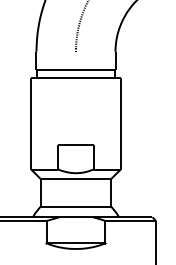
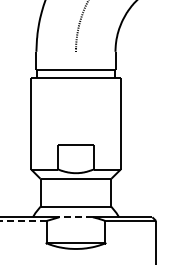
line: solid -> dashed (76, 217)
line: solid -> dashed (23, 221)
